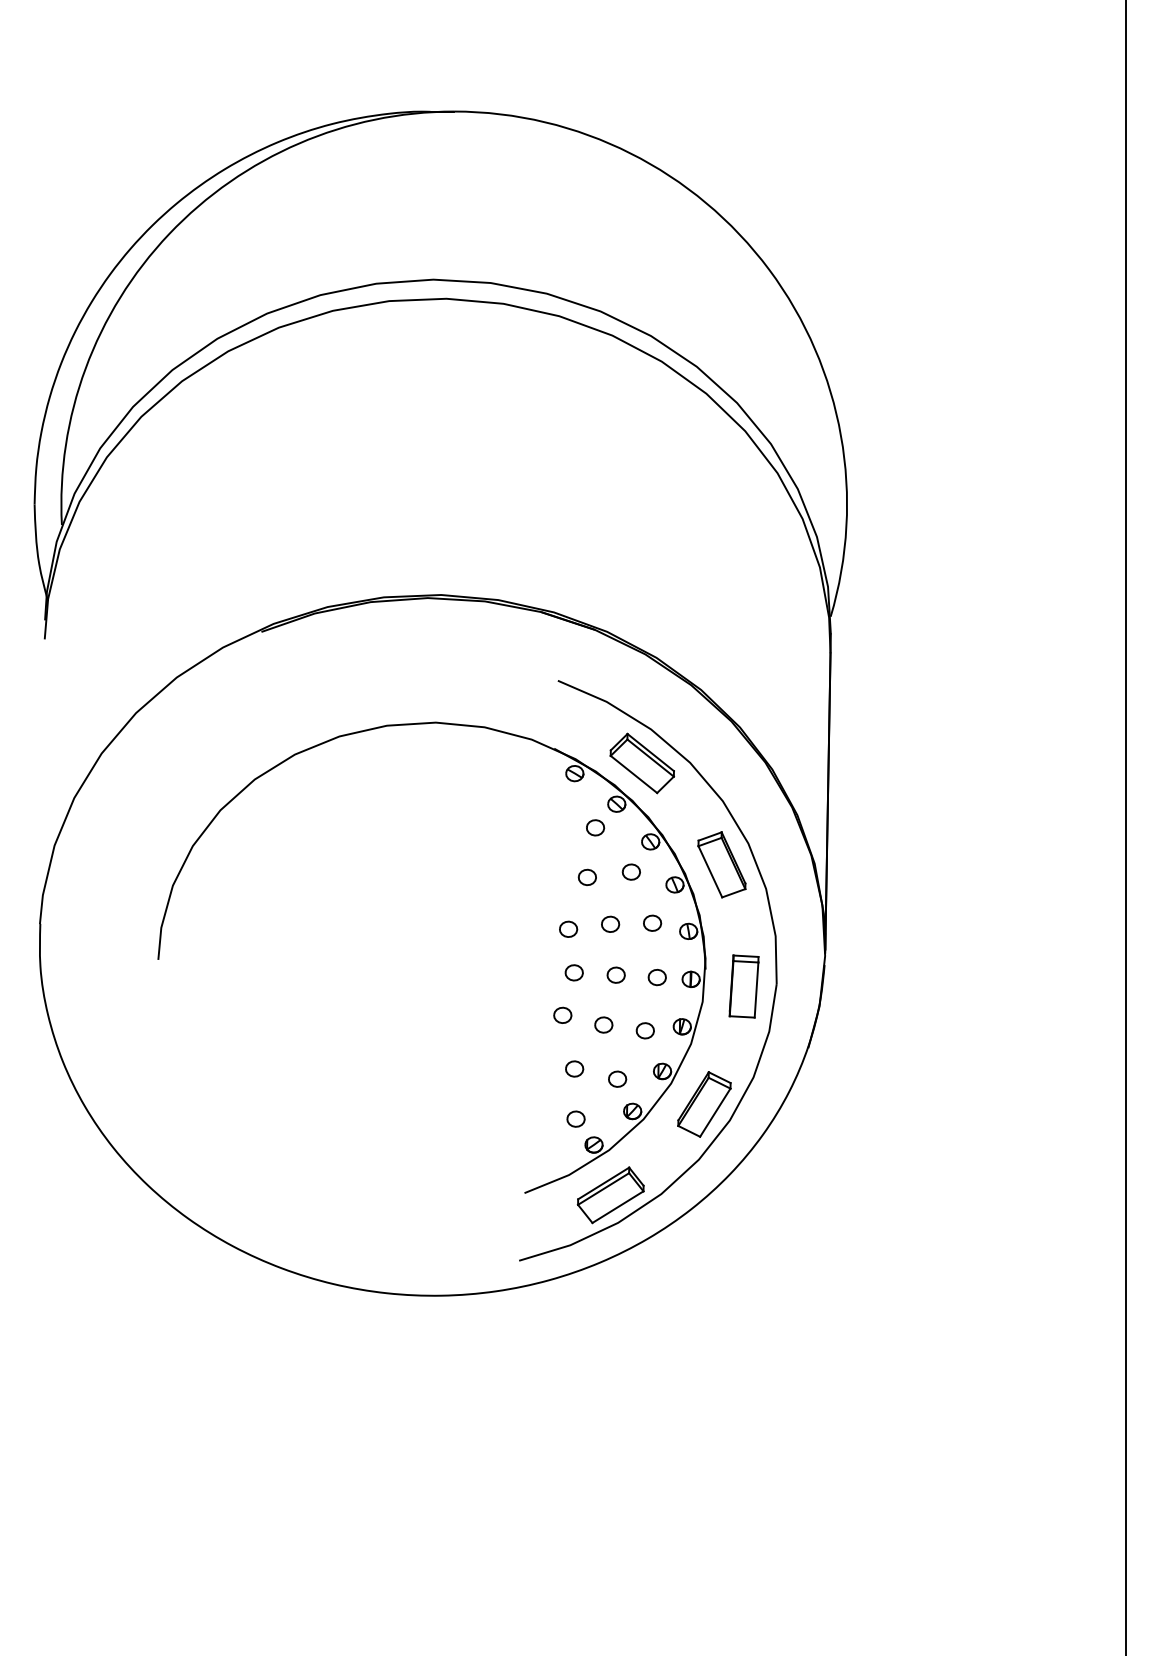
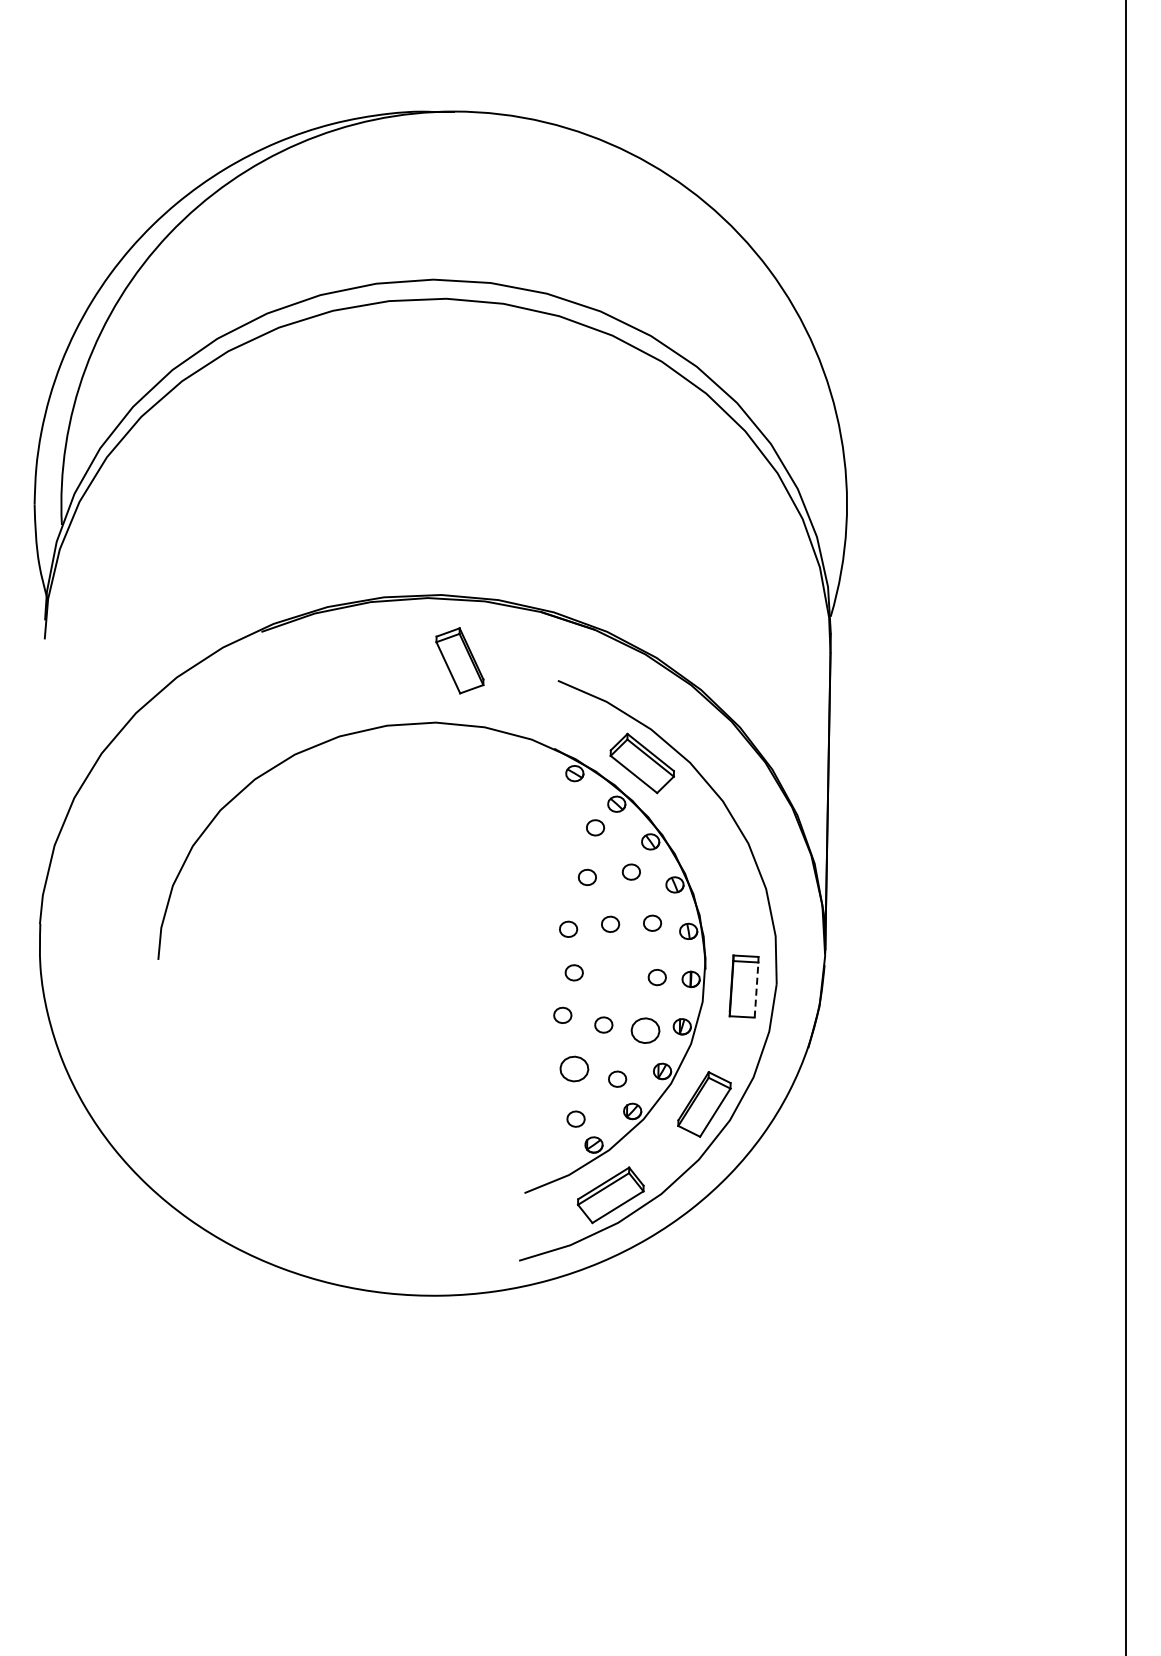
part position: (721, 864) -> (459, 660) (459, 660)
part: present -> none (615, 974)
line: solid -> dashed (756, 990)
part size: 20x18 px -> 31x27 px (645, 1030)
part size: 20x18 px -> 31x28 px (574, 1068)
